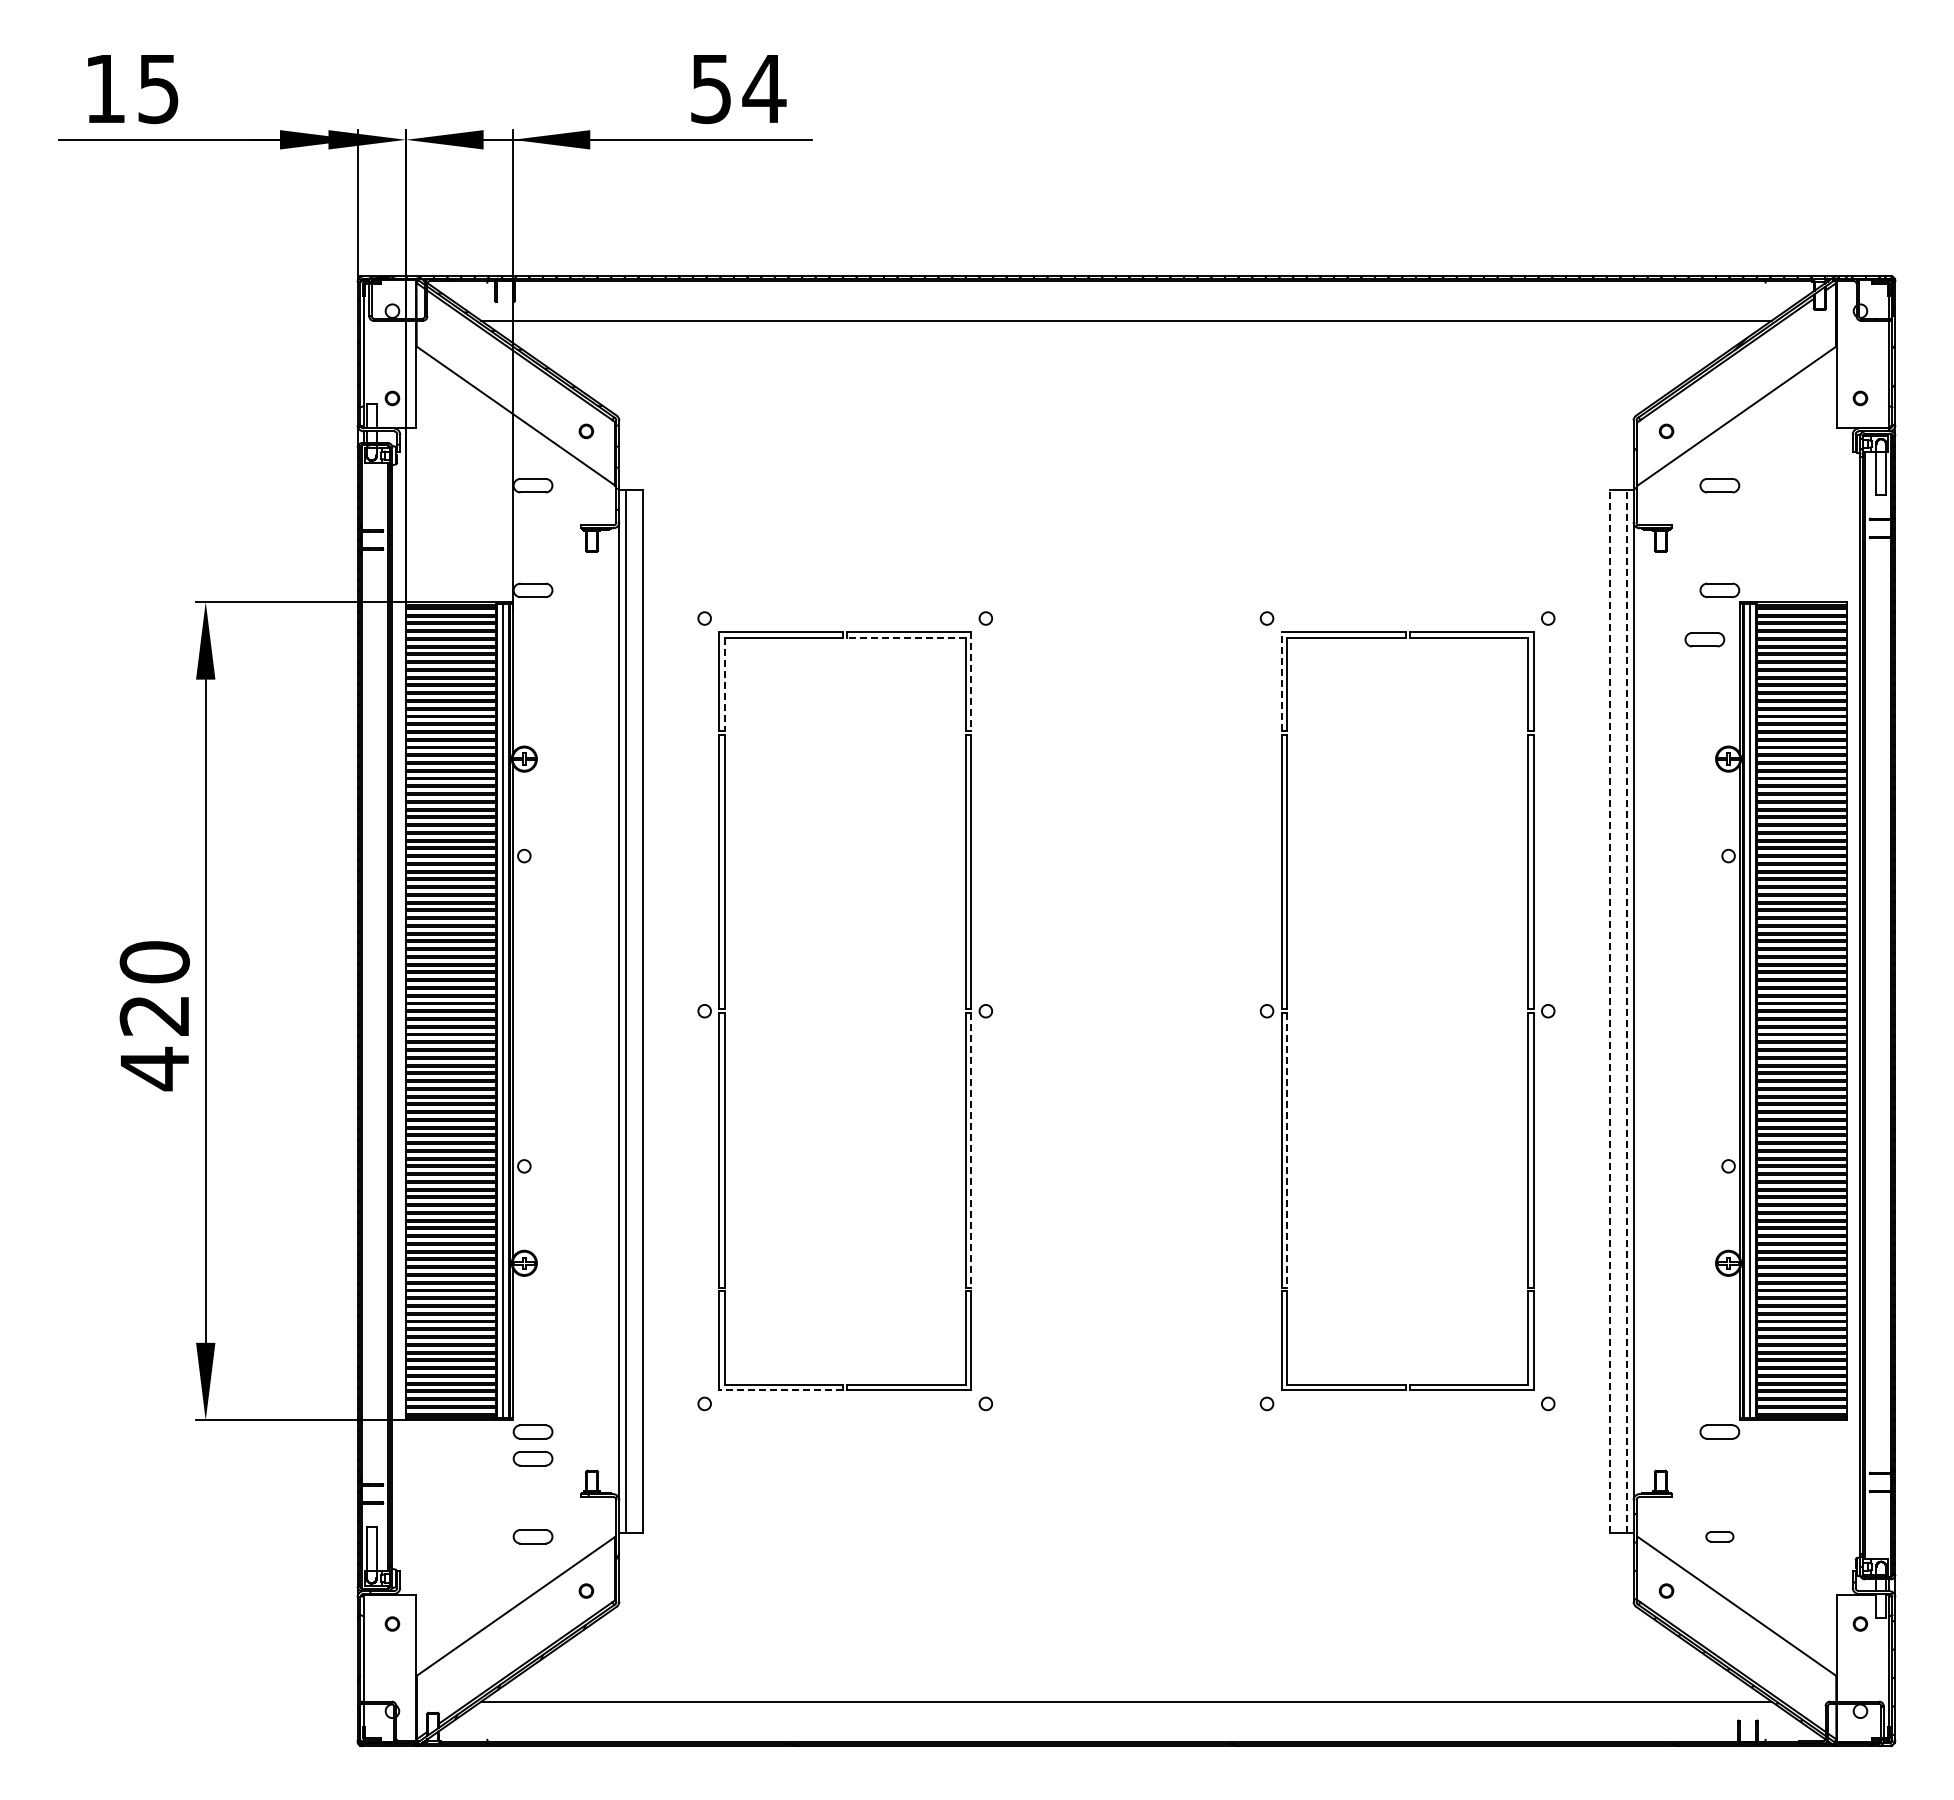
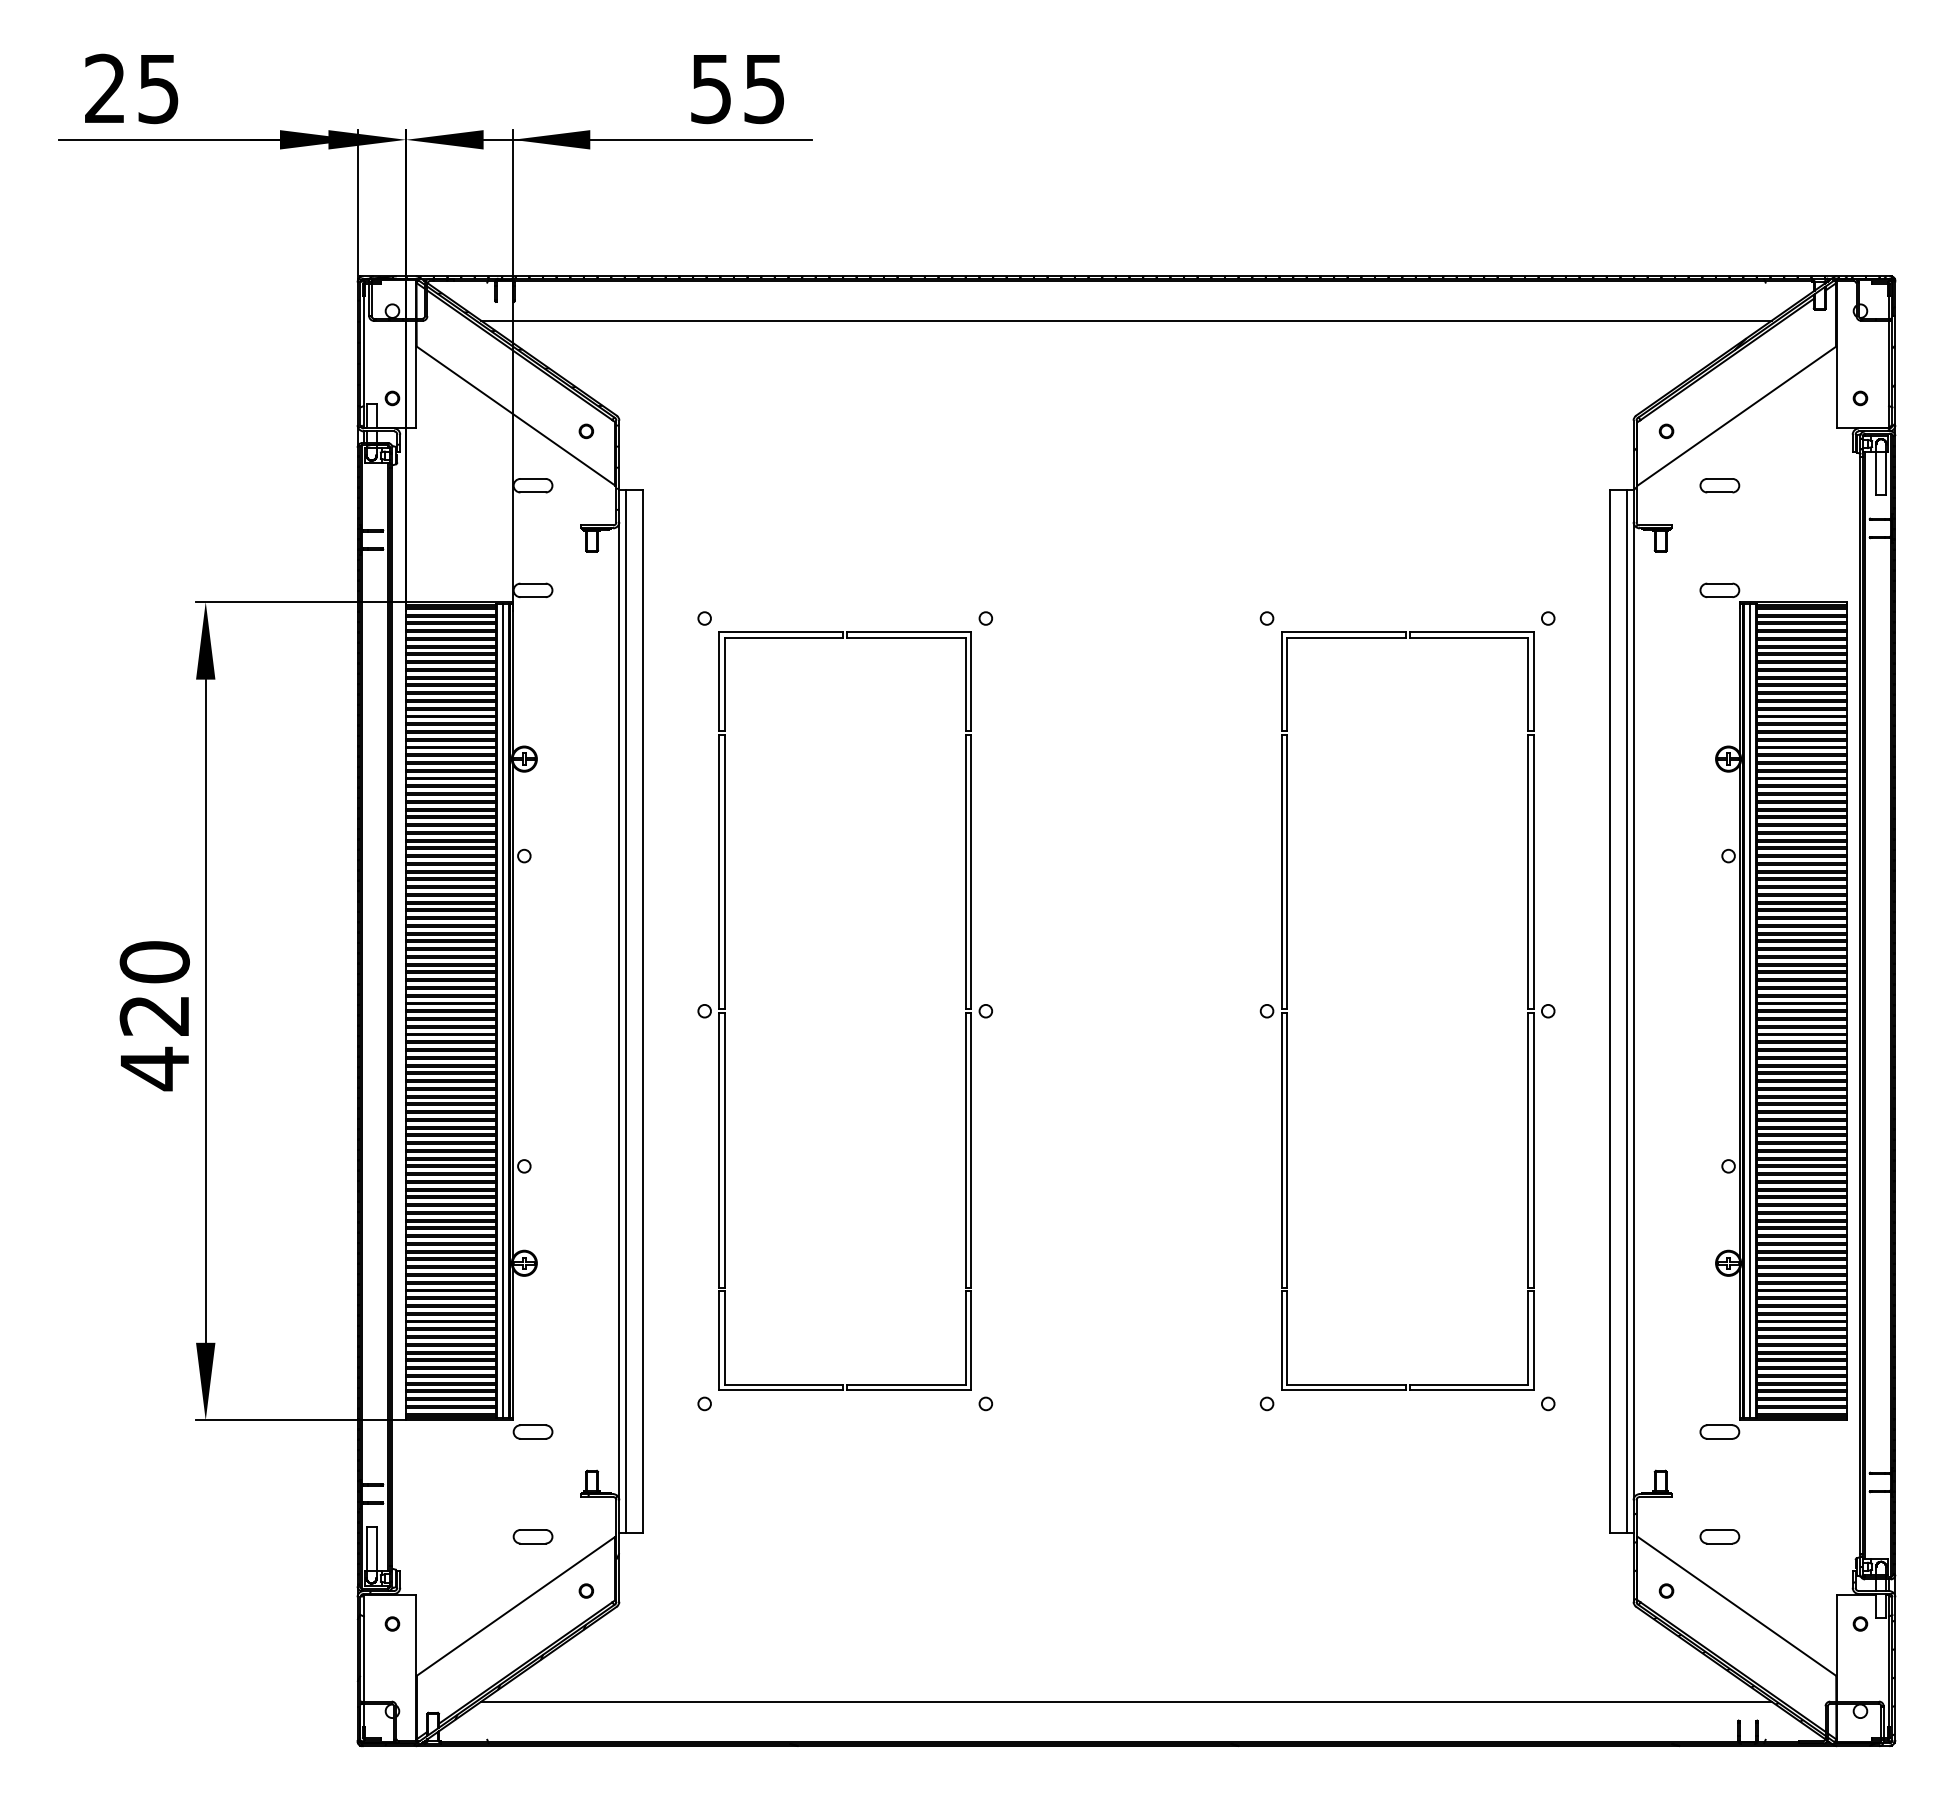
text: 15 -> 25 (104, 87)
text: 54 -> 55 (764, 89)
line: dashed -> solid (905, 637)
part: present -> none (1704, 639)
line: dashed -> solid (1281, 681)
line: dashed -> solid (971, 682)
line: dashed -> solid (725, 684)
line: dashed -> solid (1610, 1011)
line: dashed -> solid (1627, 1011)
line: dashed -> solid (971, 1150)
line: dashed -> solid (1287, 1150)
line: dashed -> solid (780, 1390)
part: present -> none (532, 1458)
part size: 30x12 px -> 42x16 px (1719, 1536)
